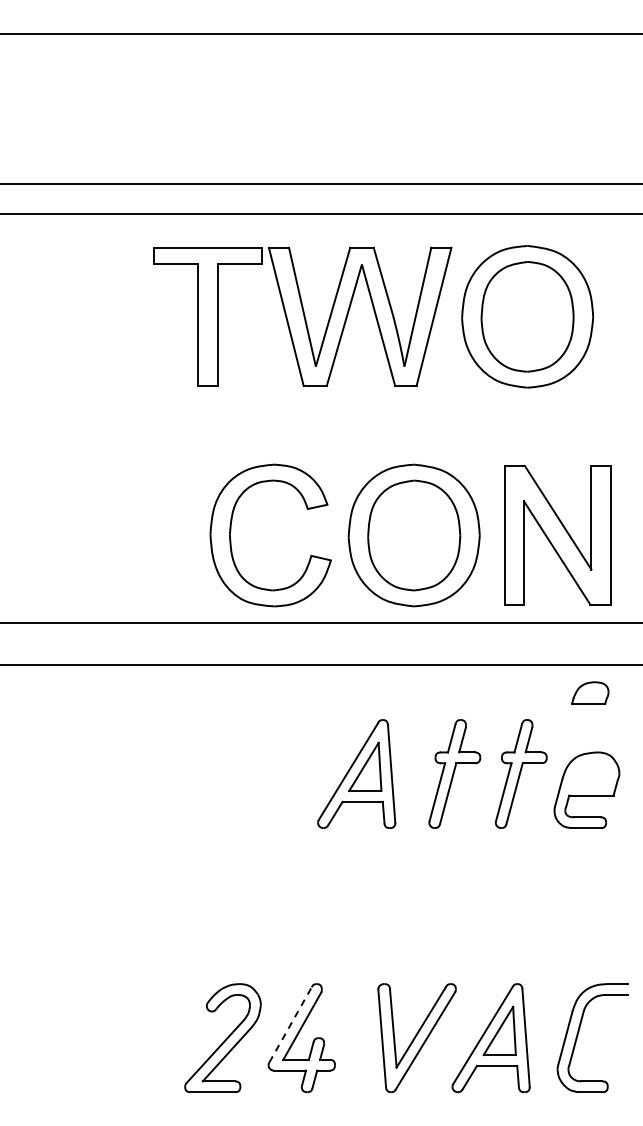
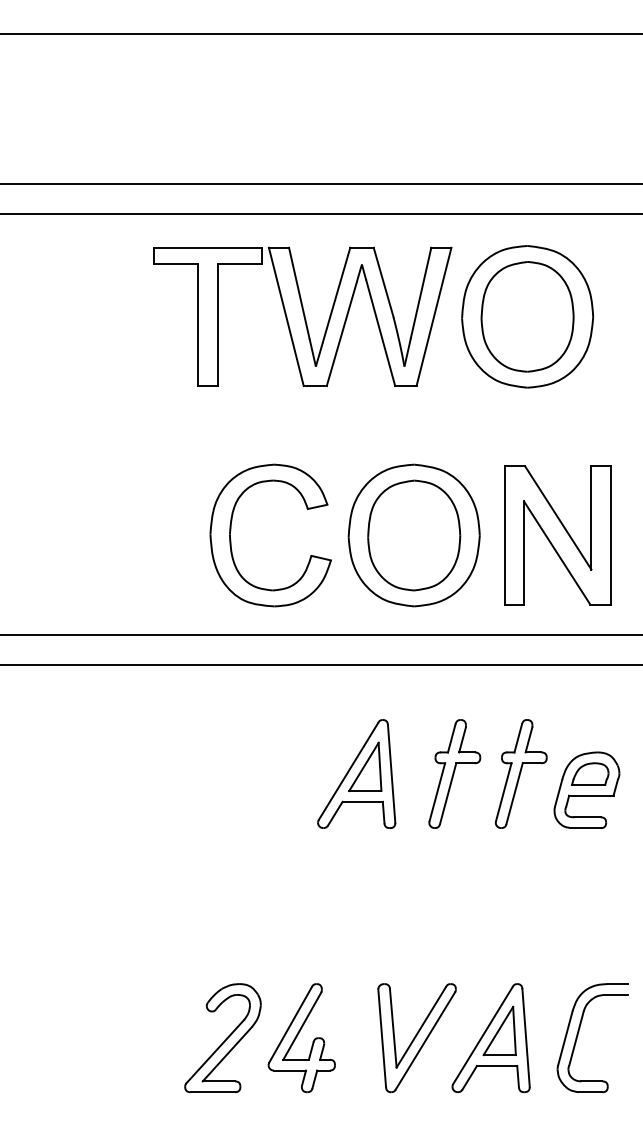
line position: (320, 622) -> (320, 634) (320, 634)
part position: (590, 692) -> (590, 773) (590, 773)
line: dashed -> solid (290, 1024)
